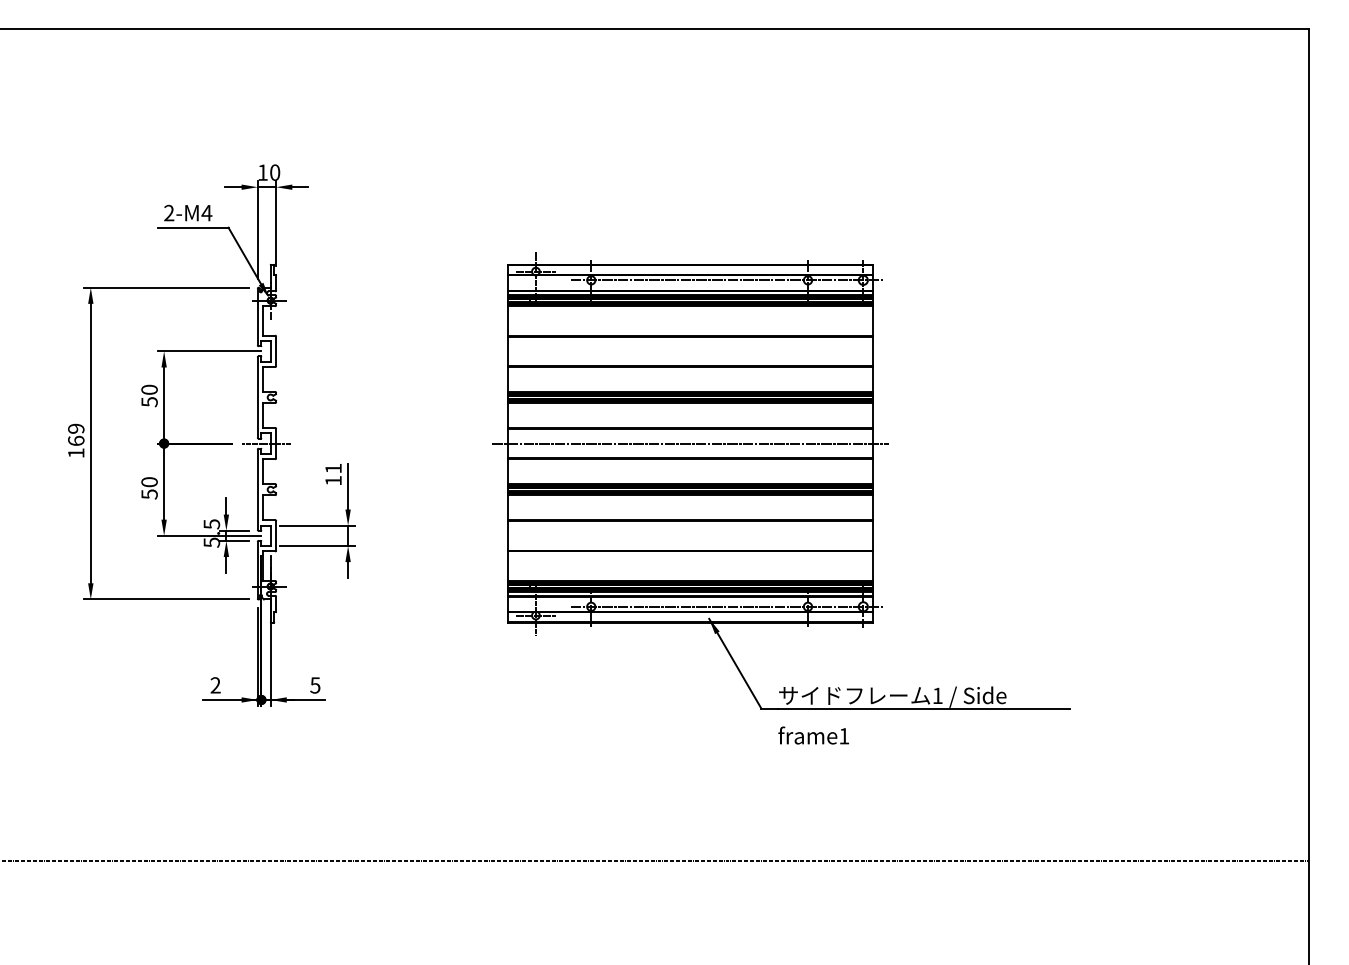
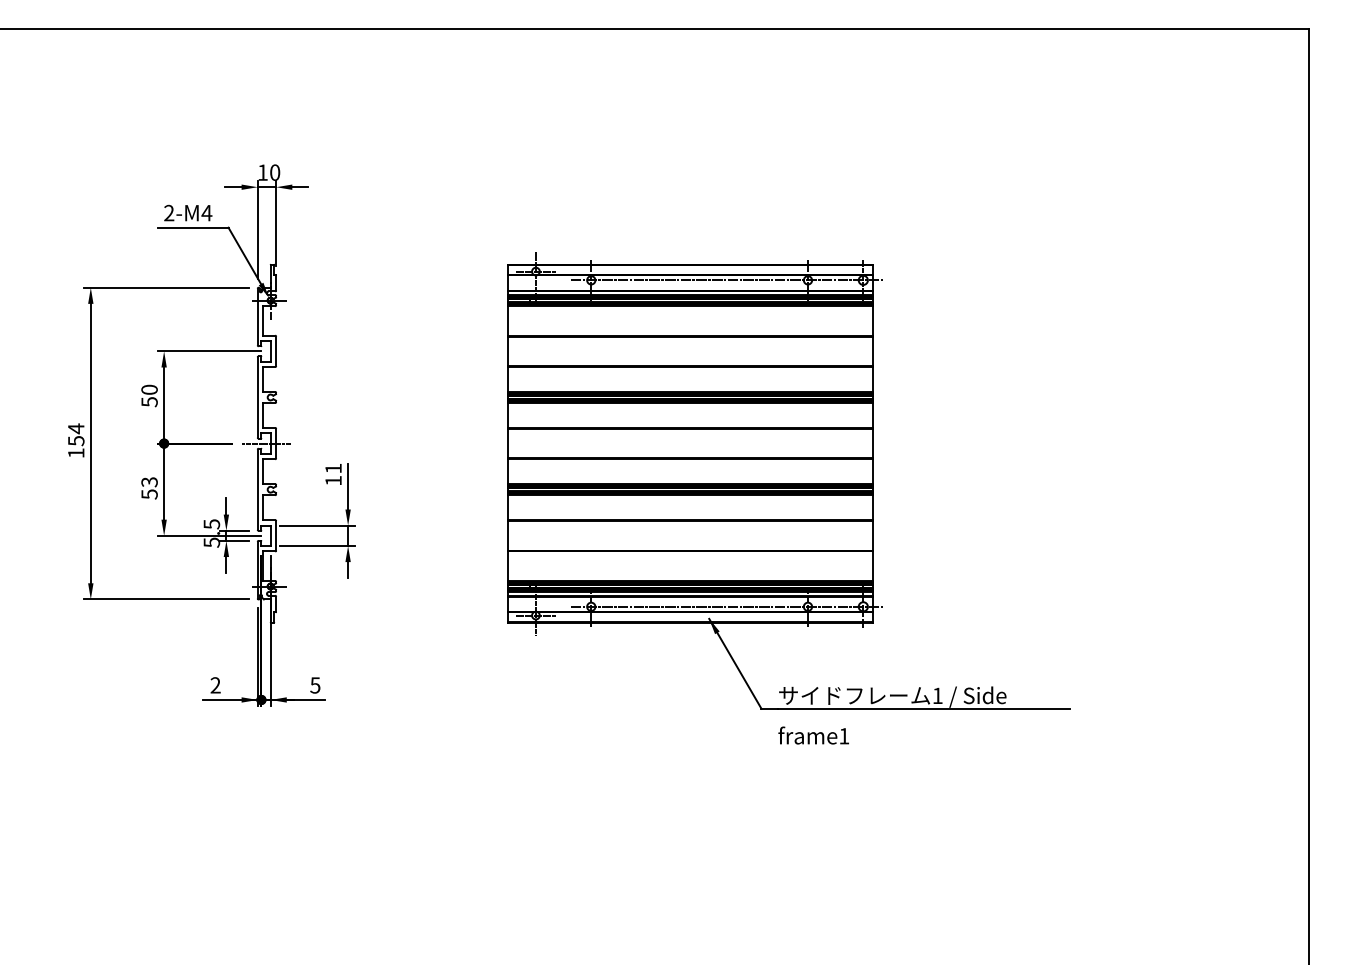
text: 169 -> 154 (76, 434)
line: present -> none (690, 443)
text: 50 -> 53 (149, 482)
line: present -> none (655, 861)
